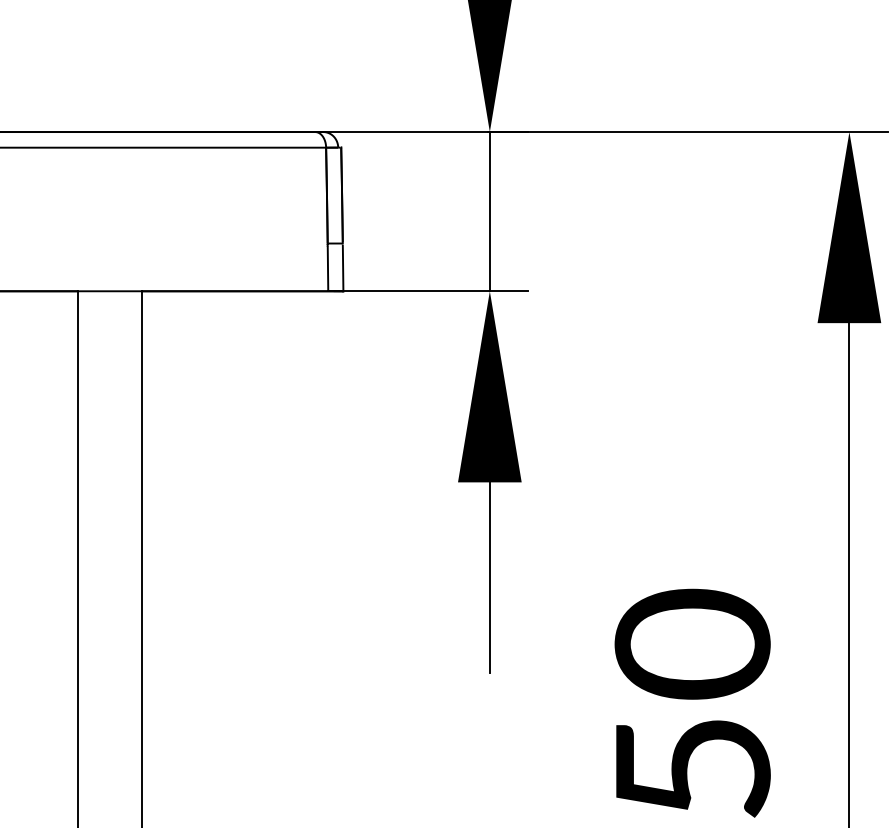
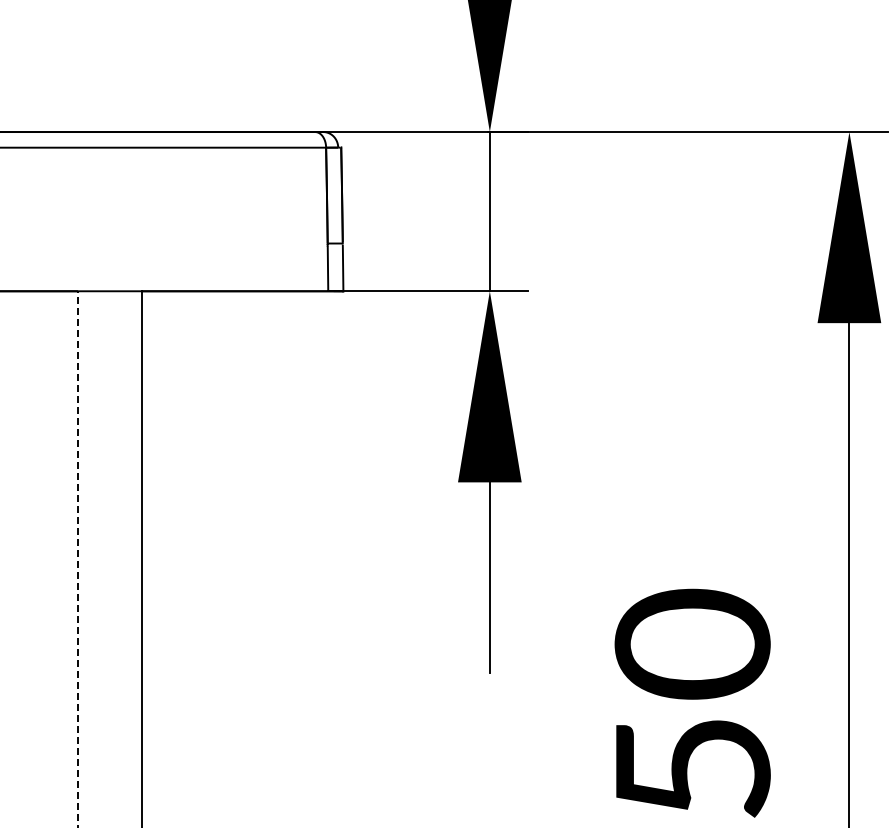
line: solid -> dashed (77, 559)
